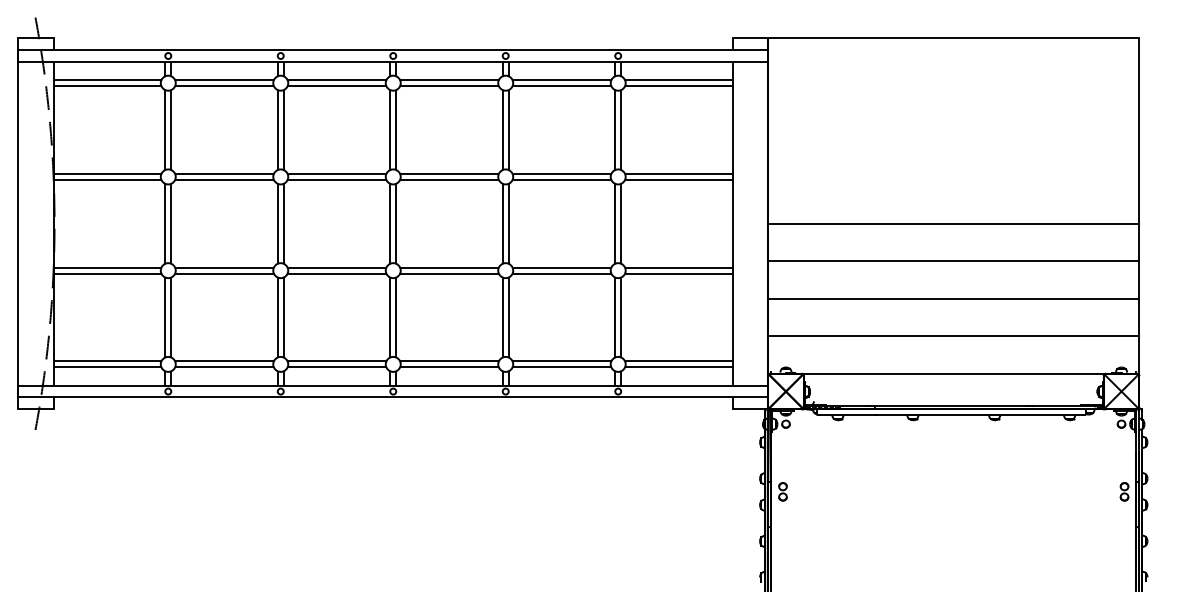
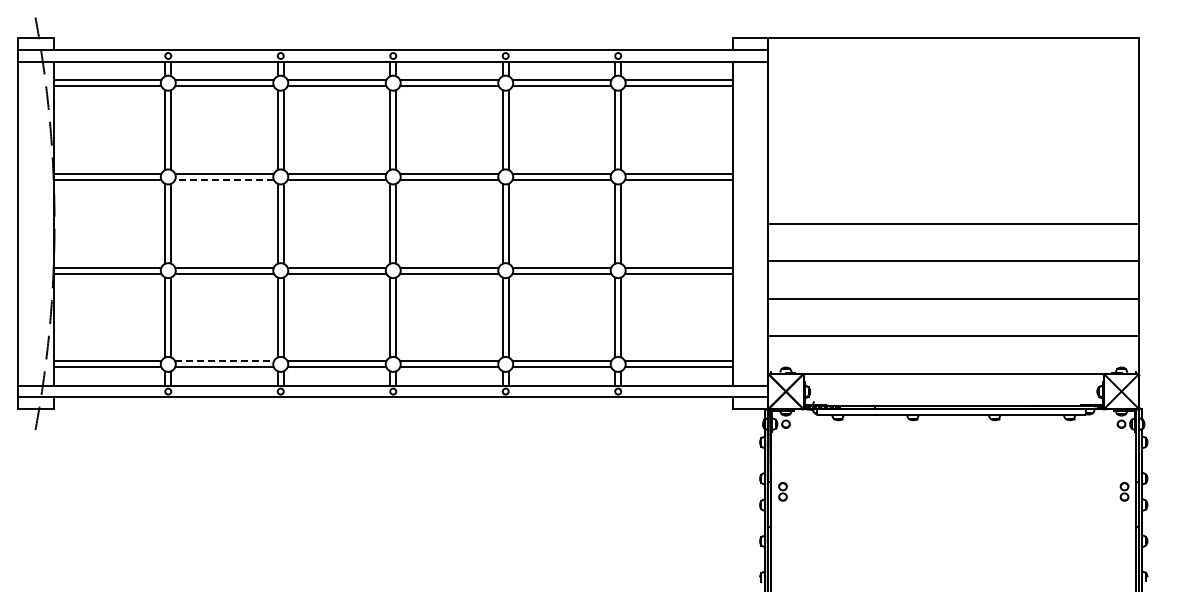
line: solid -> dashed (224, 179)
line: solid -> dashed (225, 361)
